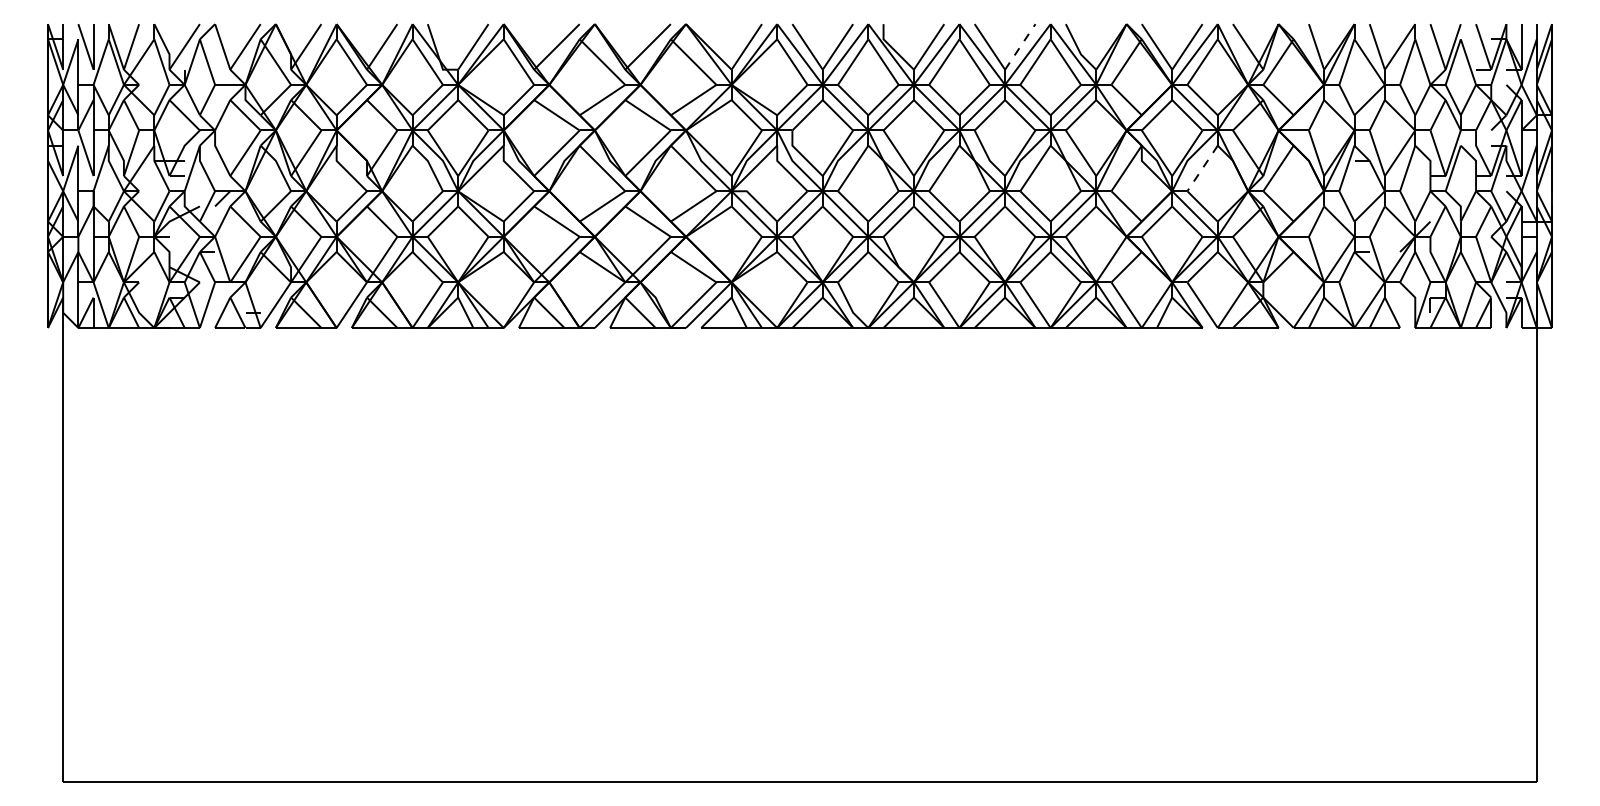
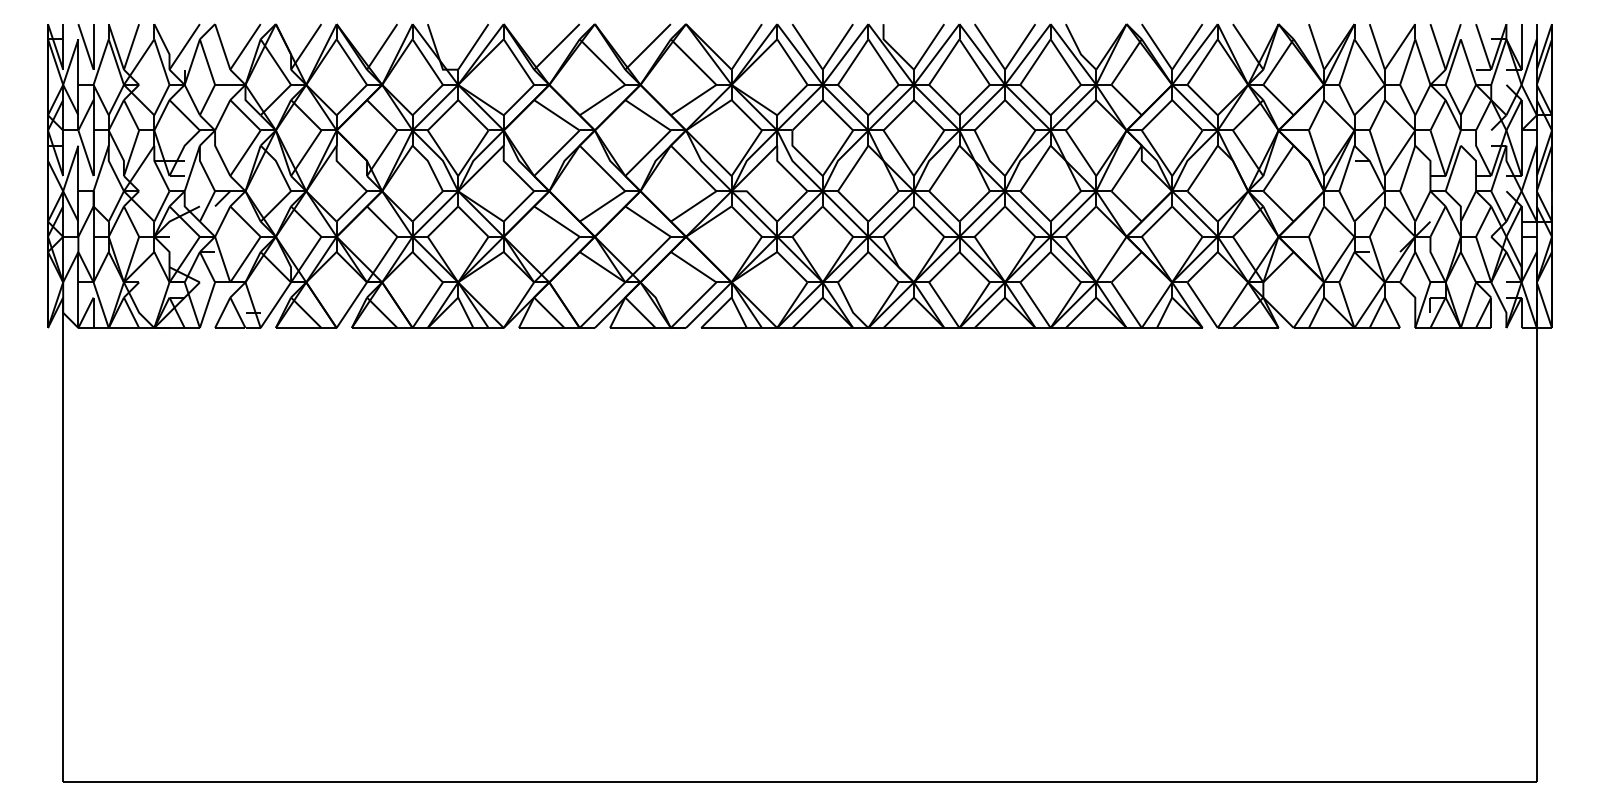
line: dashed -> solid (1020, 46)
line: dashed -> solid (1202, 168)
